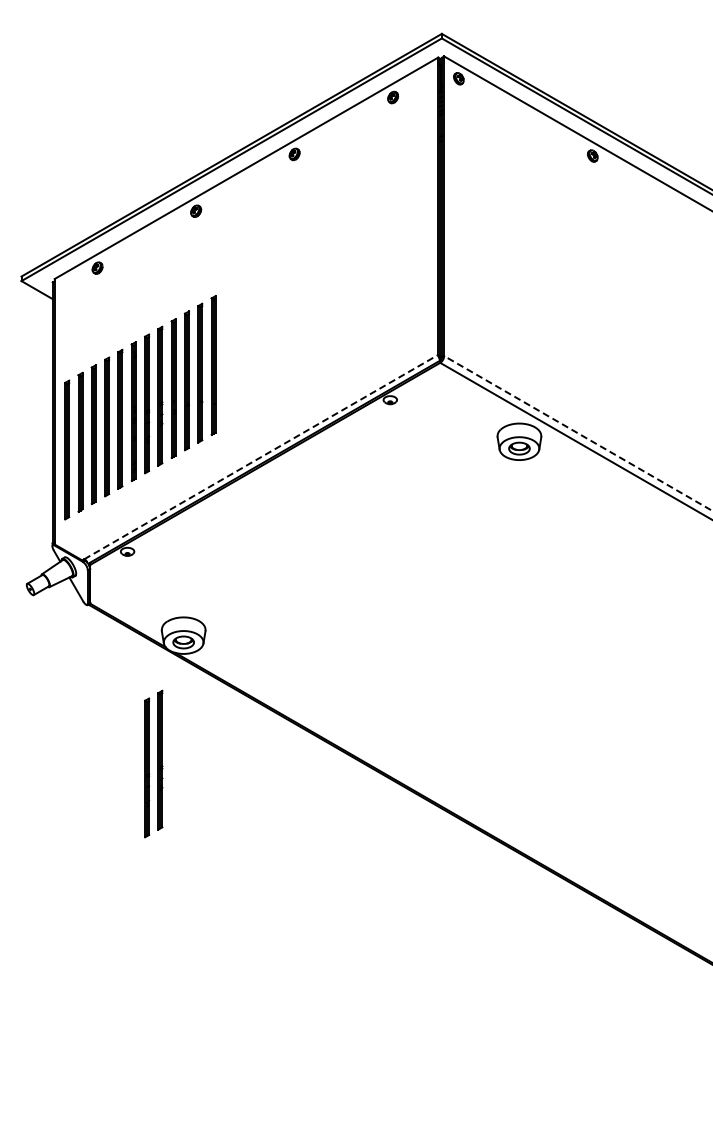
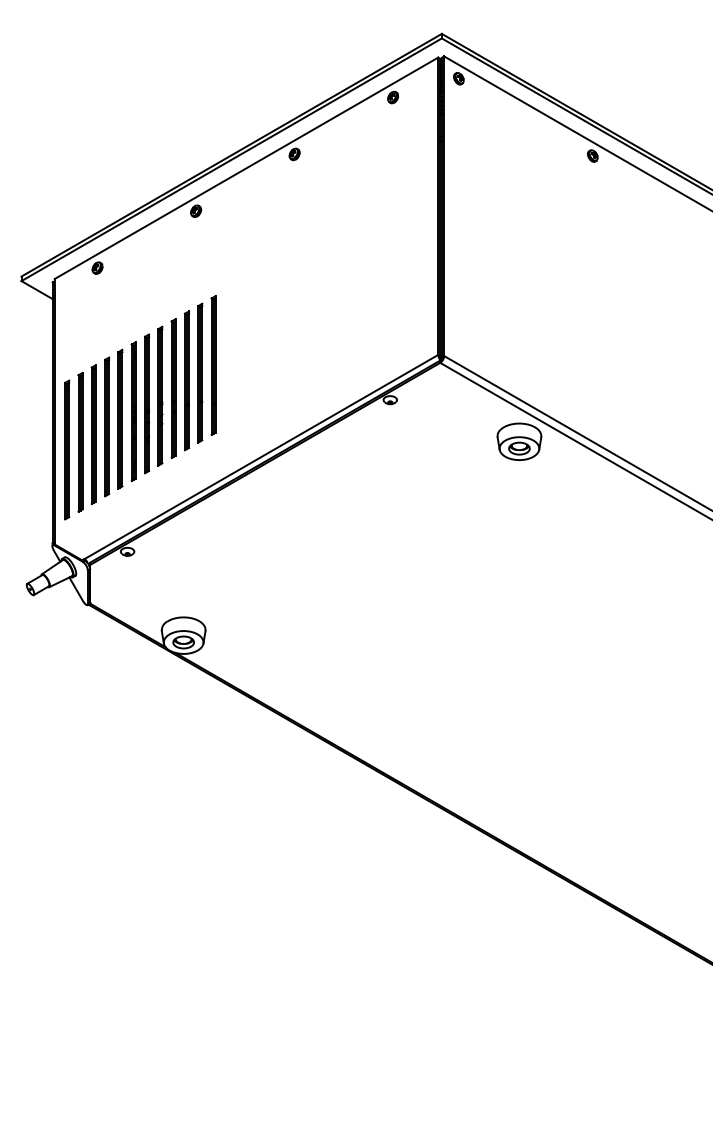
line: dashed -> solid (578, 433)
line: dashed -> solid (261, 456)
part: present -> none (153, 763)
